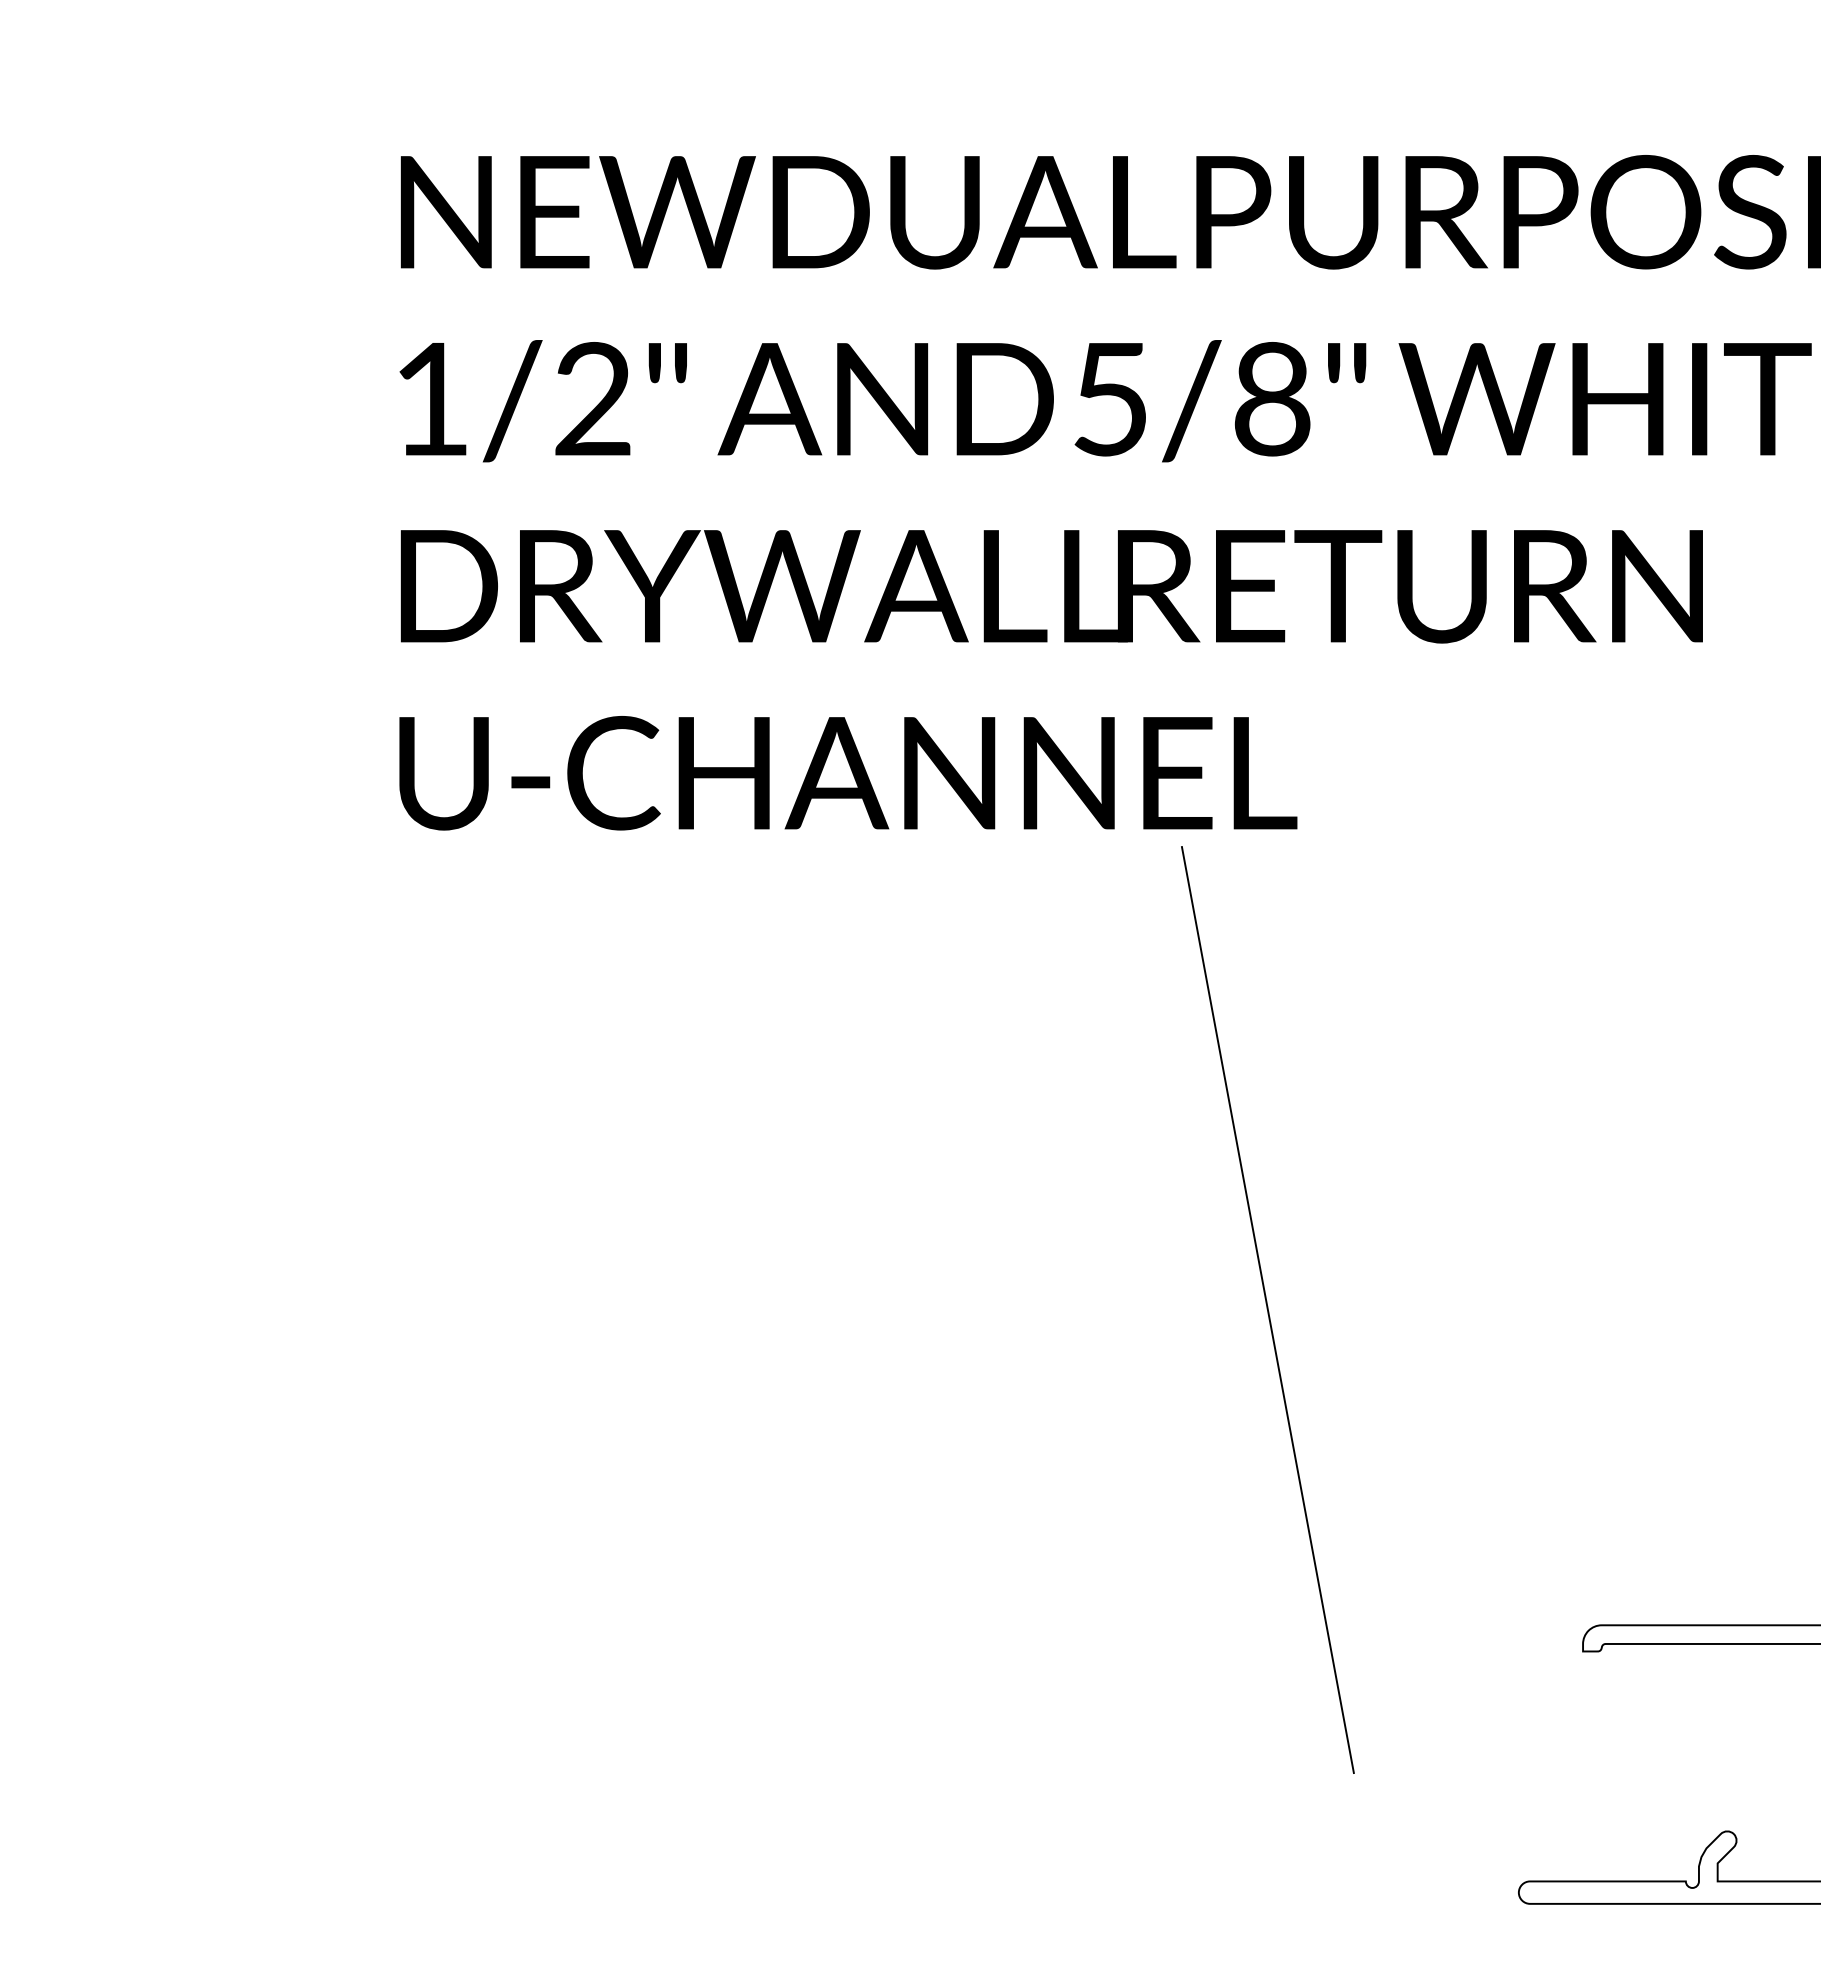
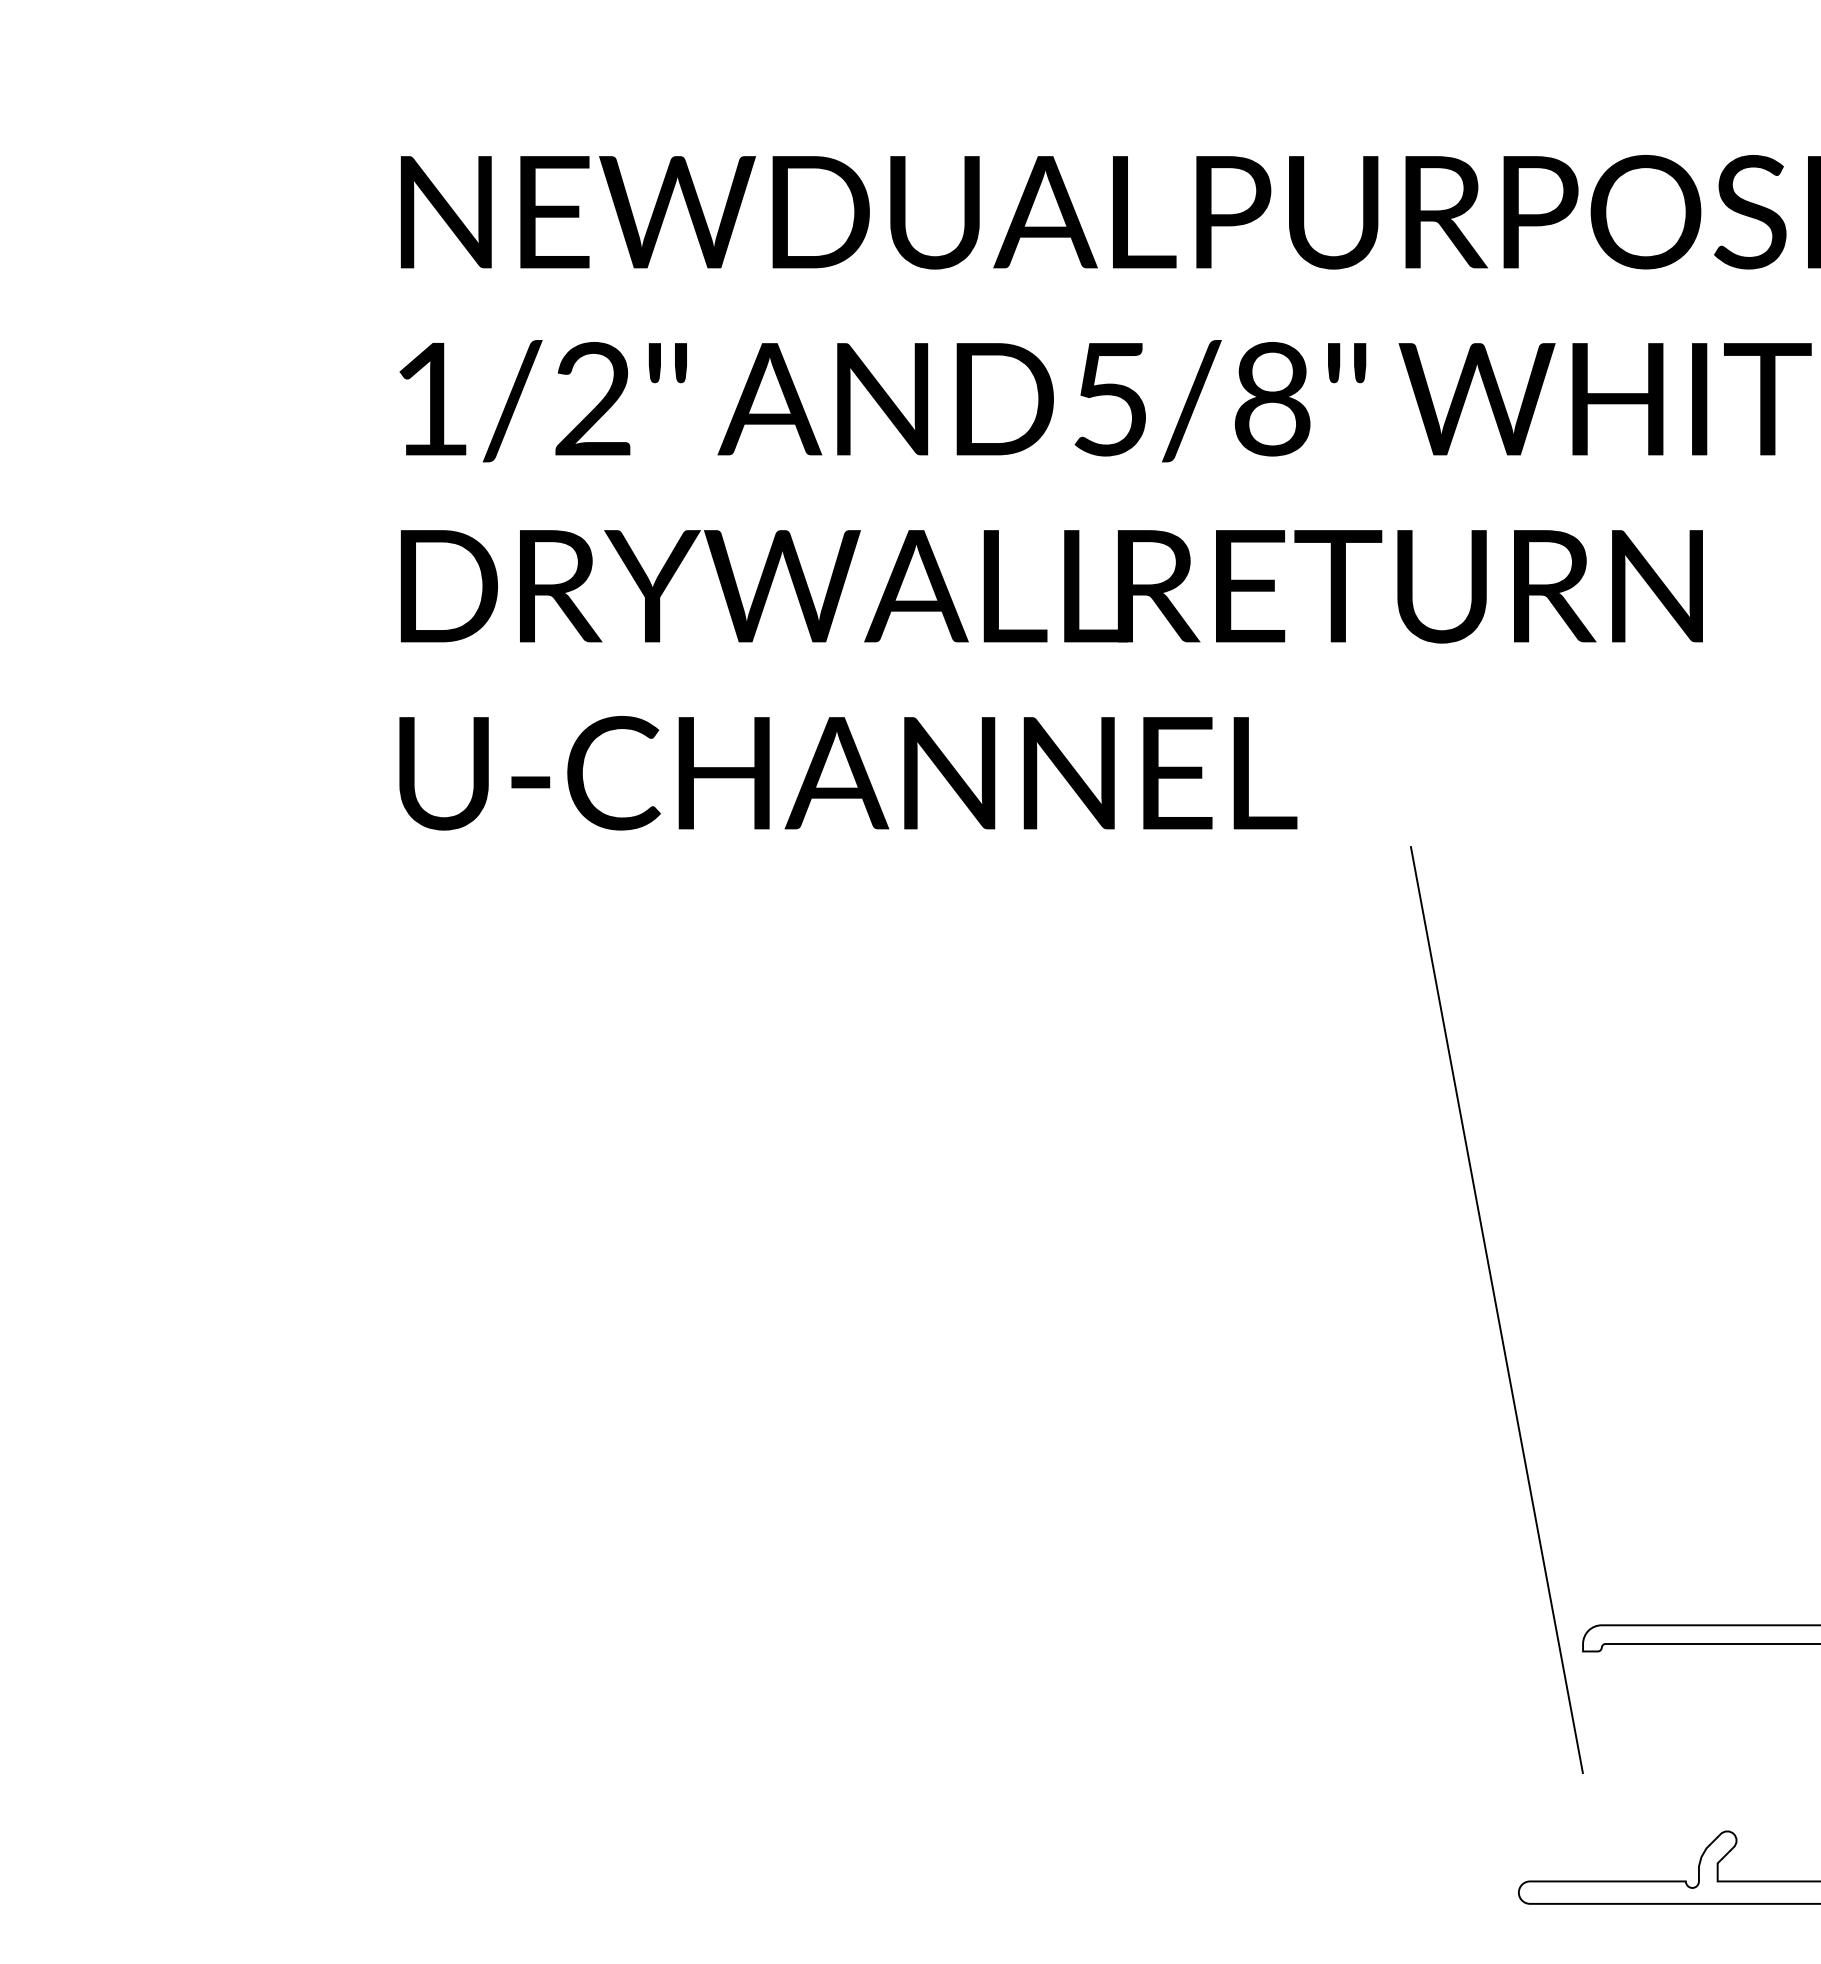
line position: (1267, 1309) -> (1496, 1309) (1496, 1309)
